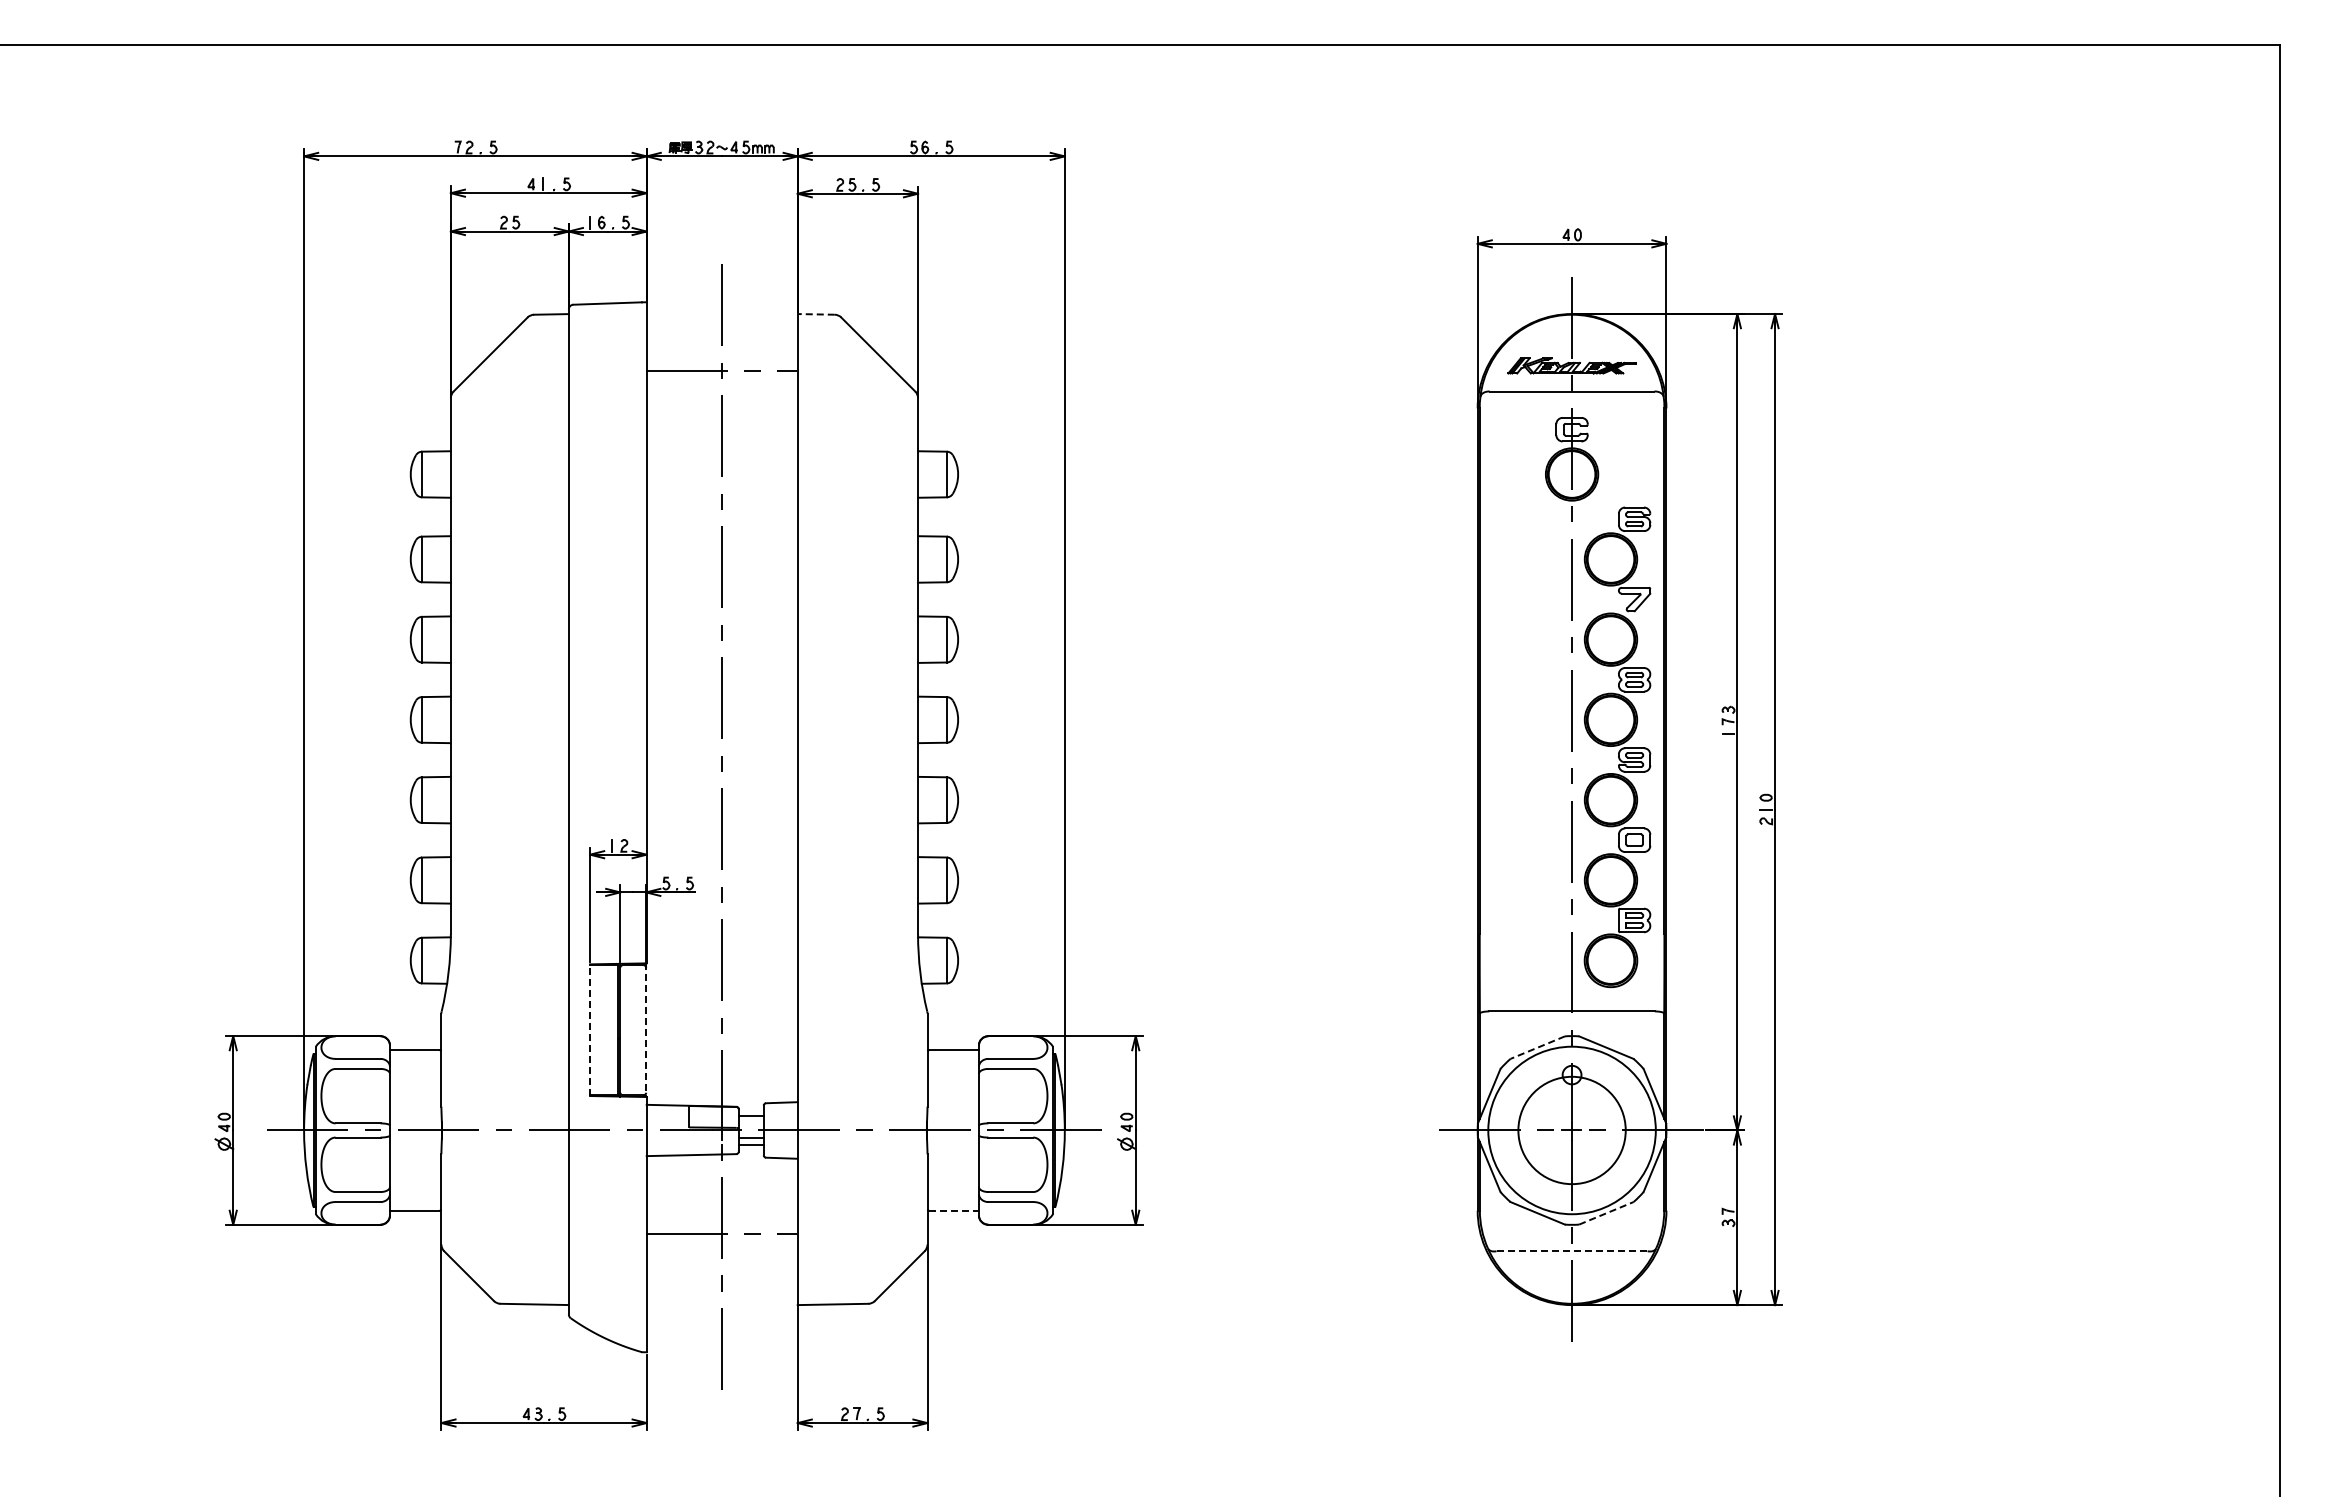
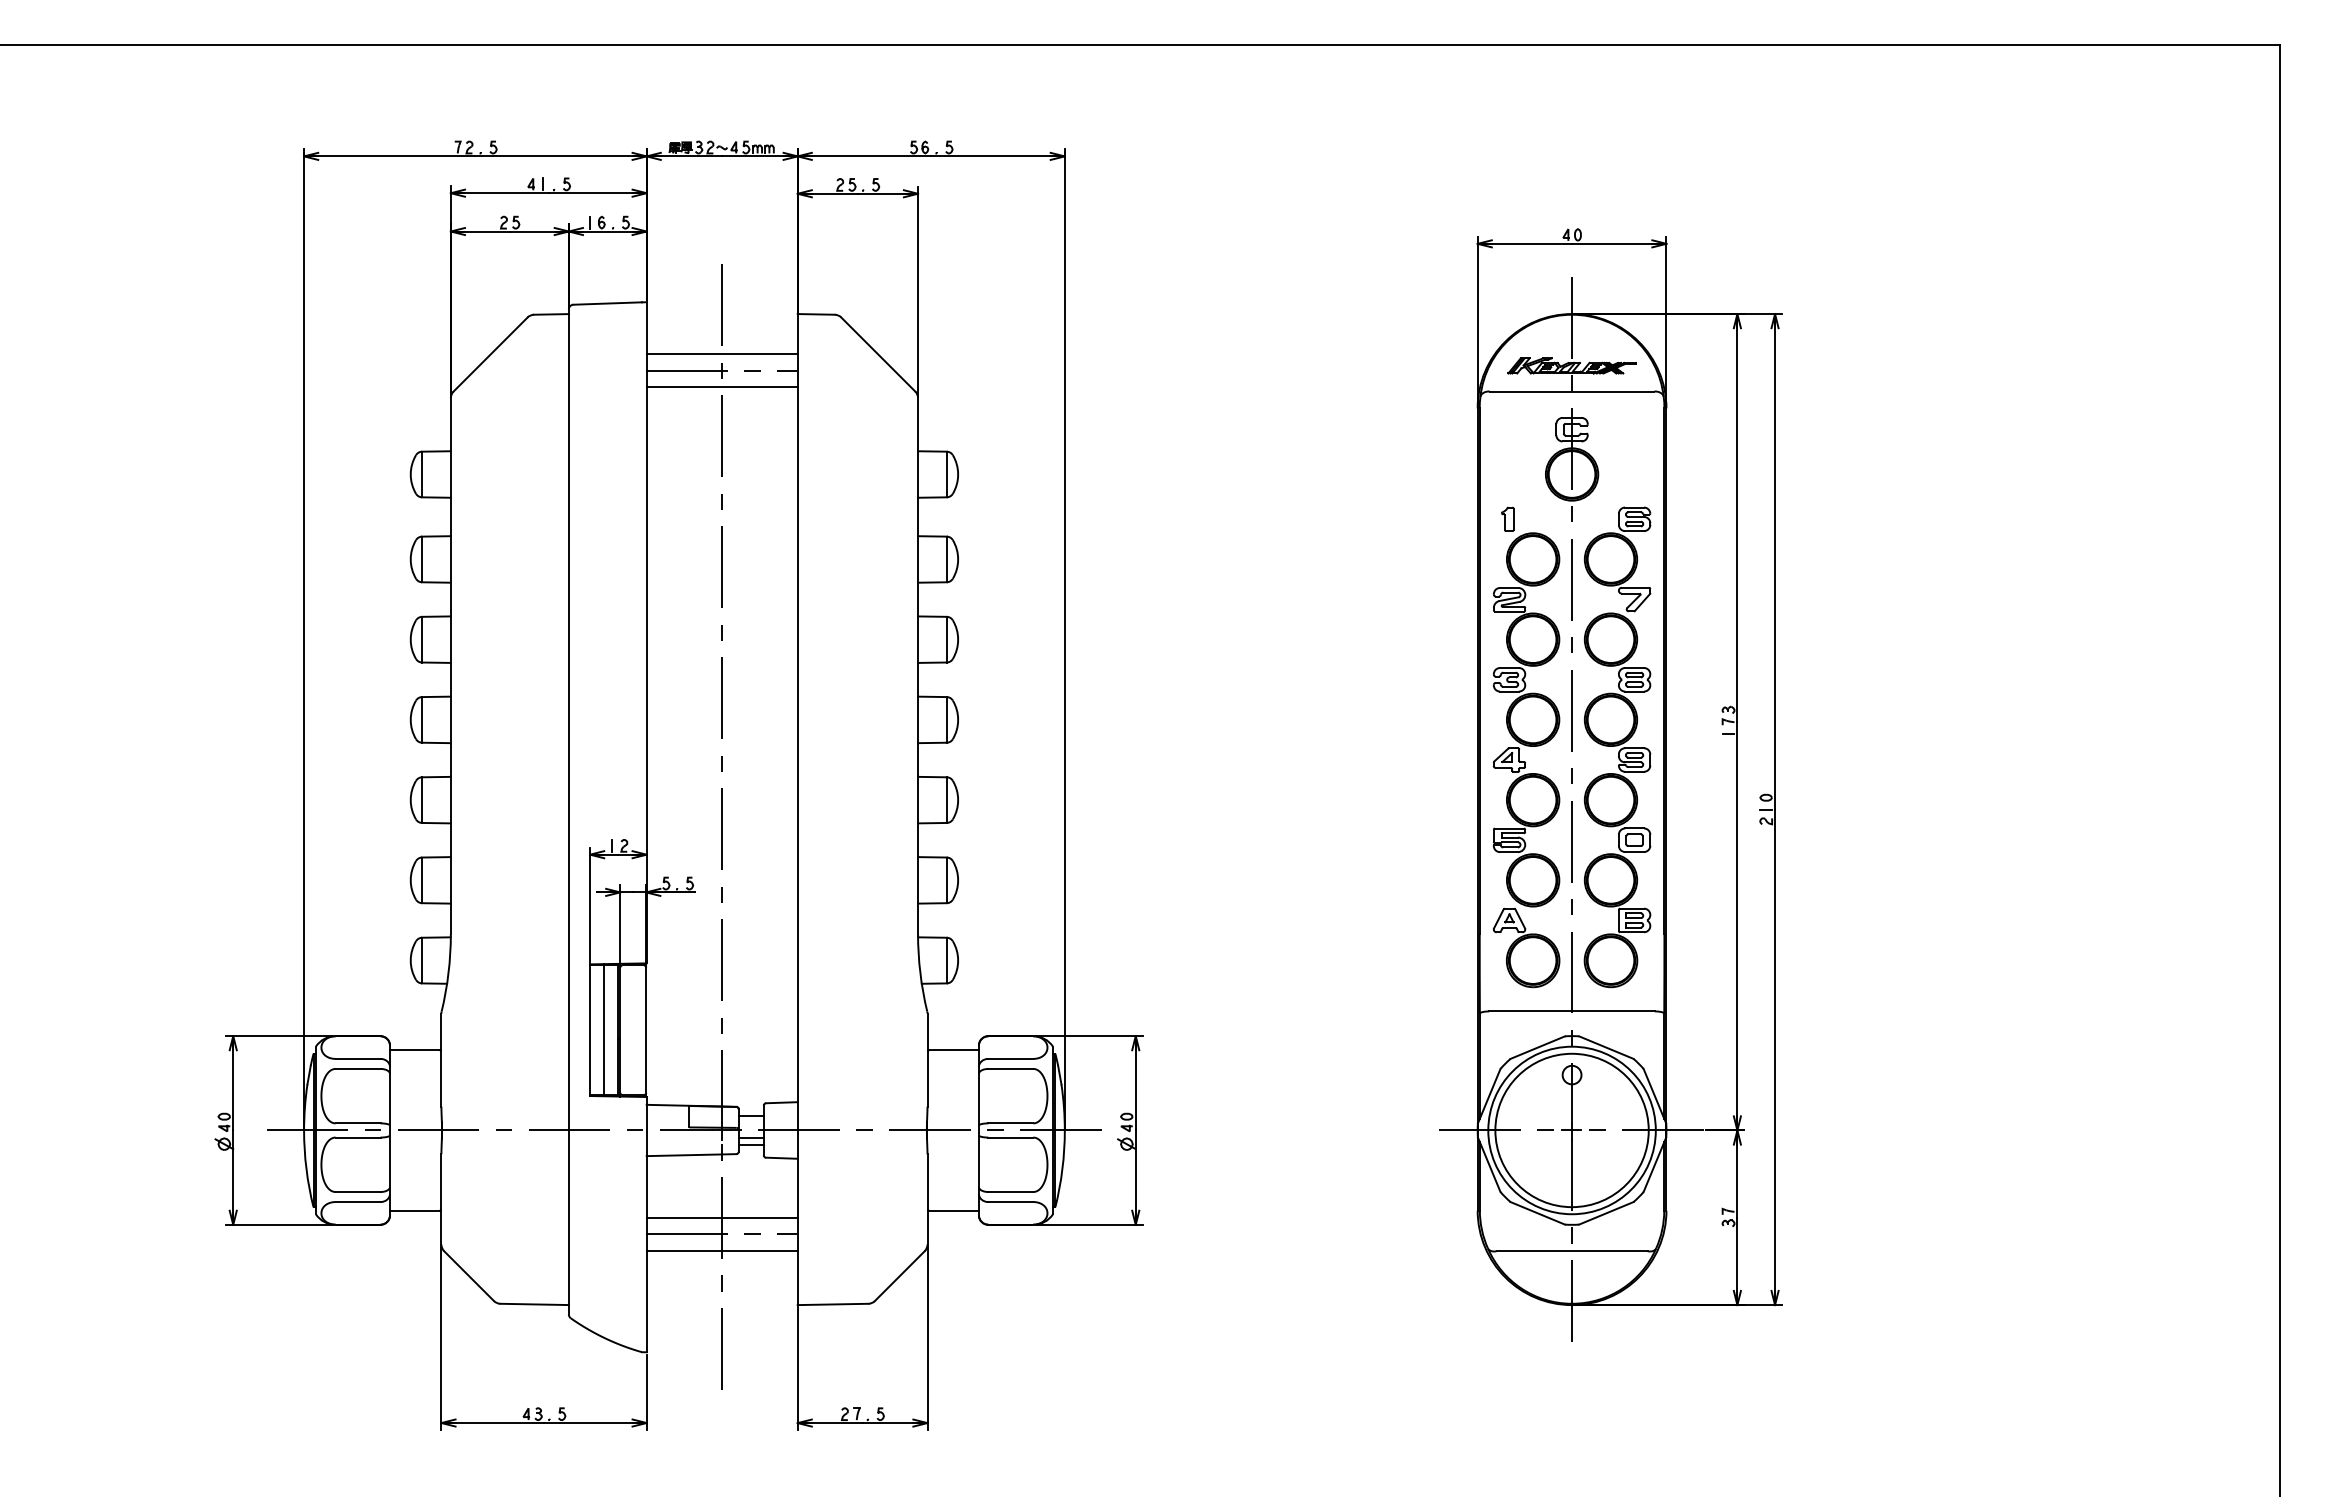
line: dashed -> solid (816, 314)
line: none -> present (721, 354)
line: none -> present (721, 387)
part: none -> present (1526, 747)
line: none -> present (604, 1029)
line: dashed -> solid (590, 1030)
line: dashed -> solid (646, 1030)
line: dashed -> solid (1537, 1047)
circle diameter: 107 px -> 153 px (1571, 1130)
line: dashed -> solid (954, 1210)
line: dashed -> solid (1606, 1213)
line: none -> present (721, 1217)
line: none -> present (721, 1250)
line: dashed -> solid (1572, 1251)
